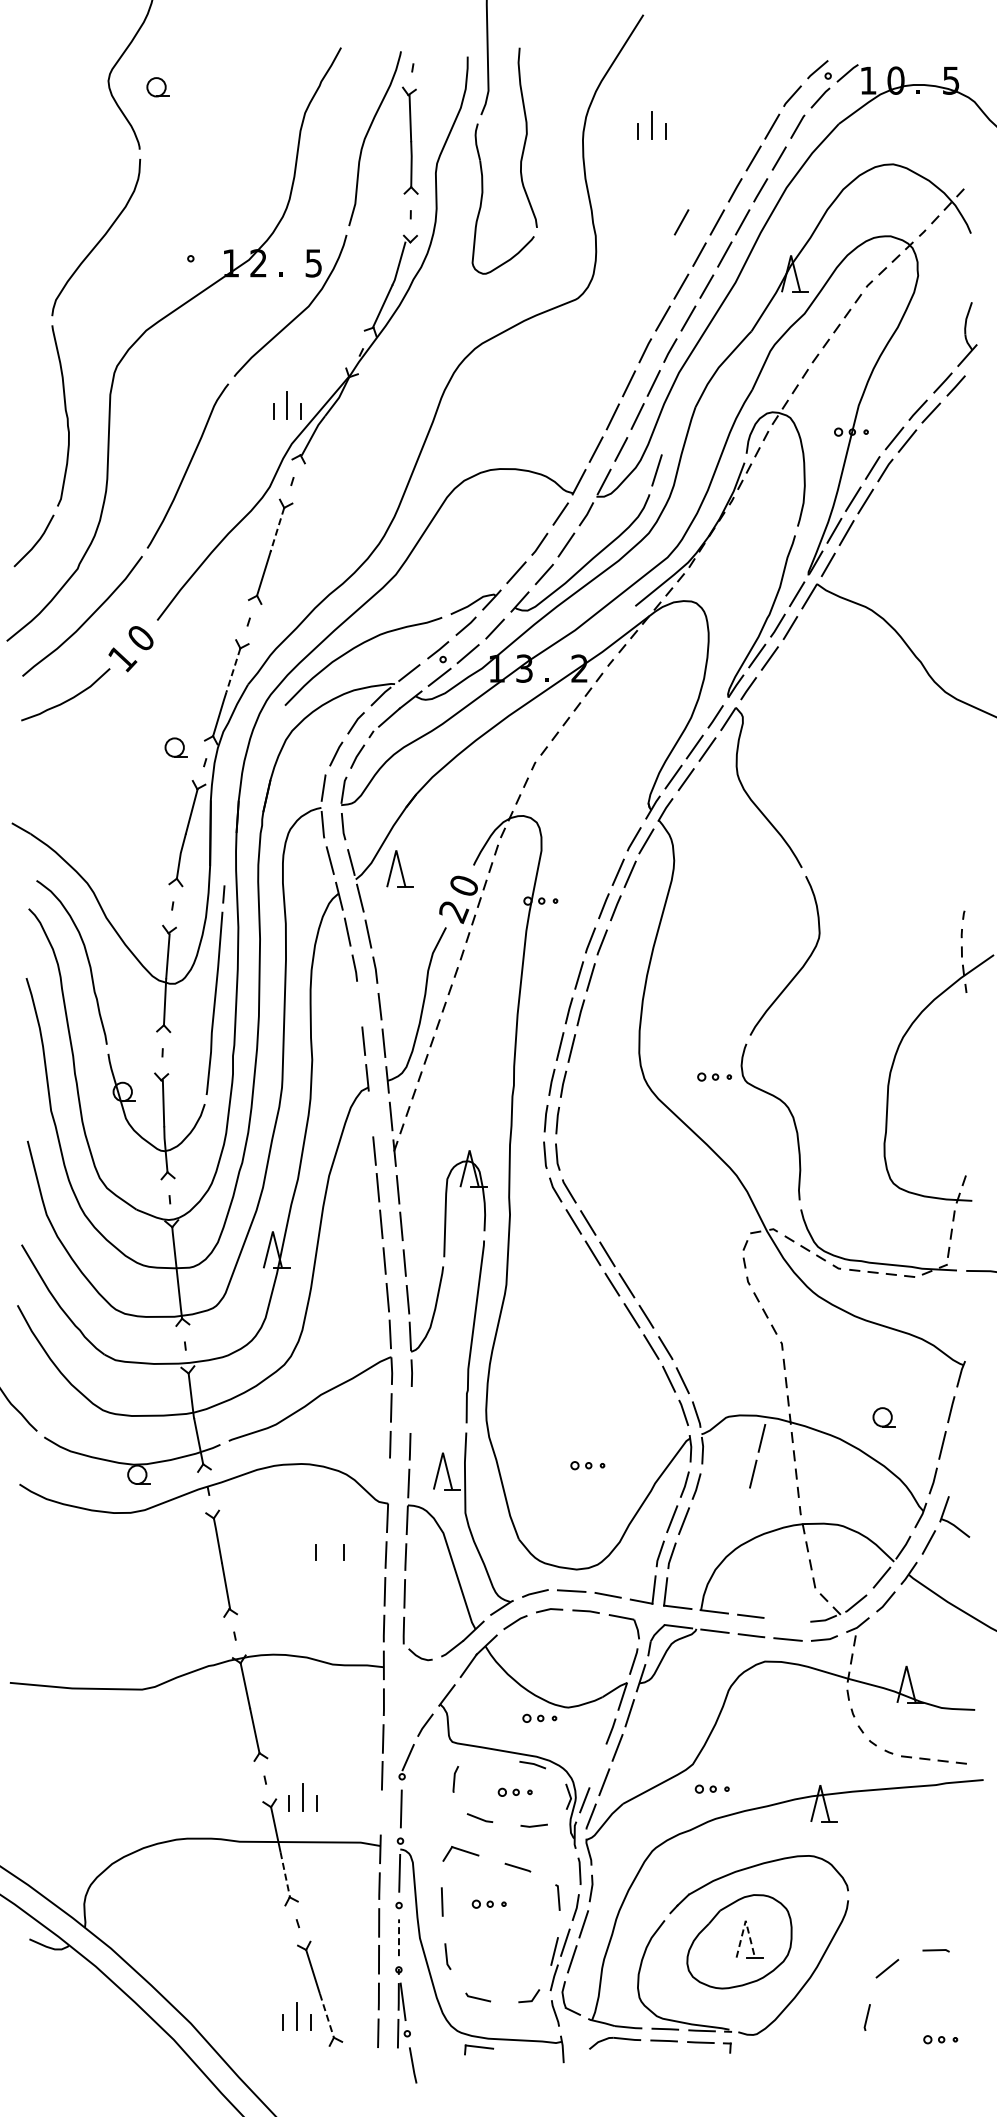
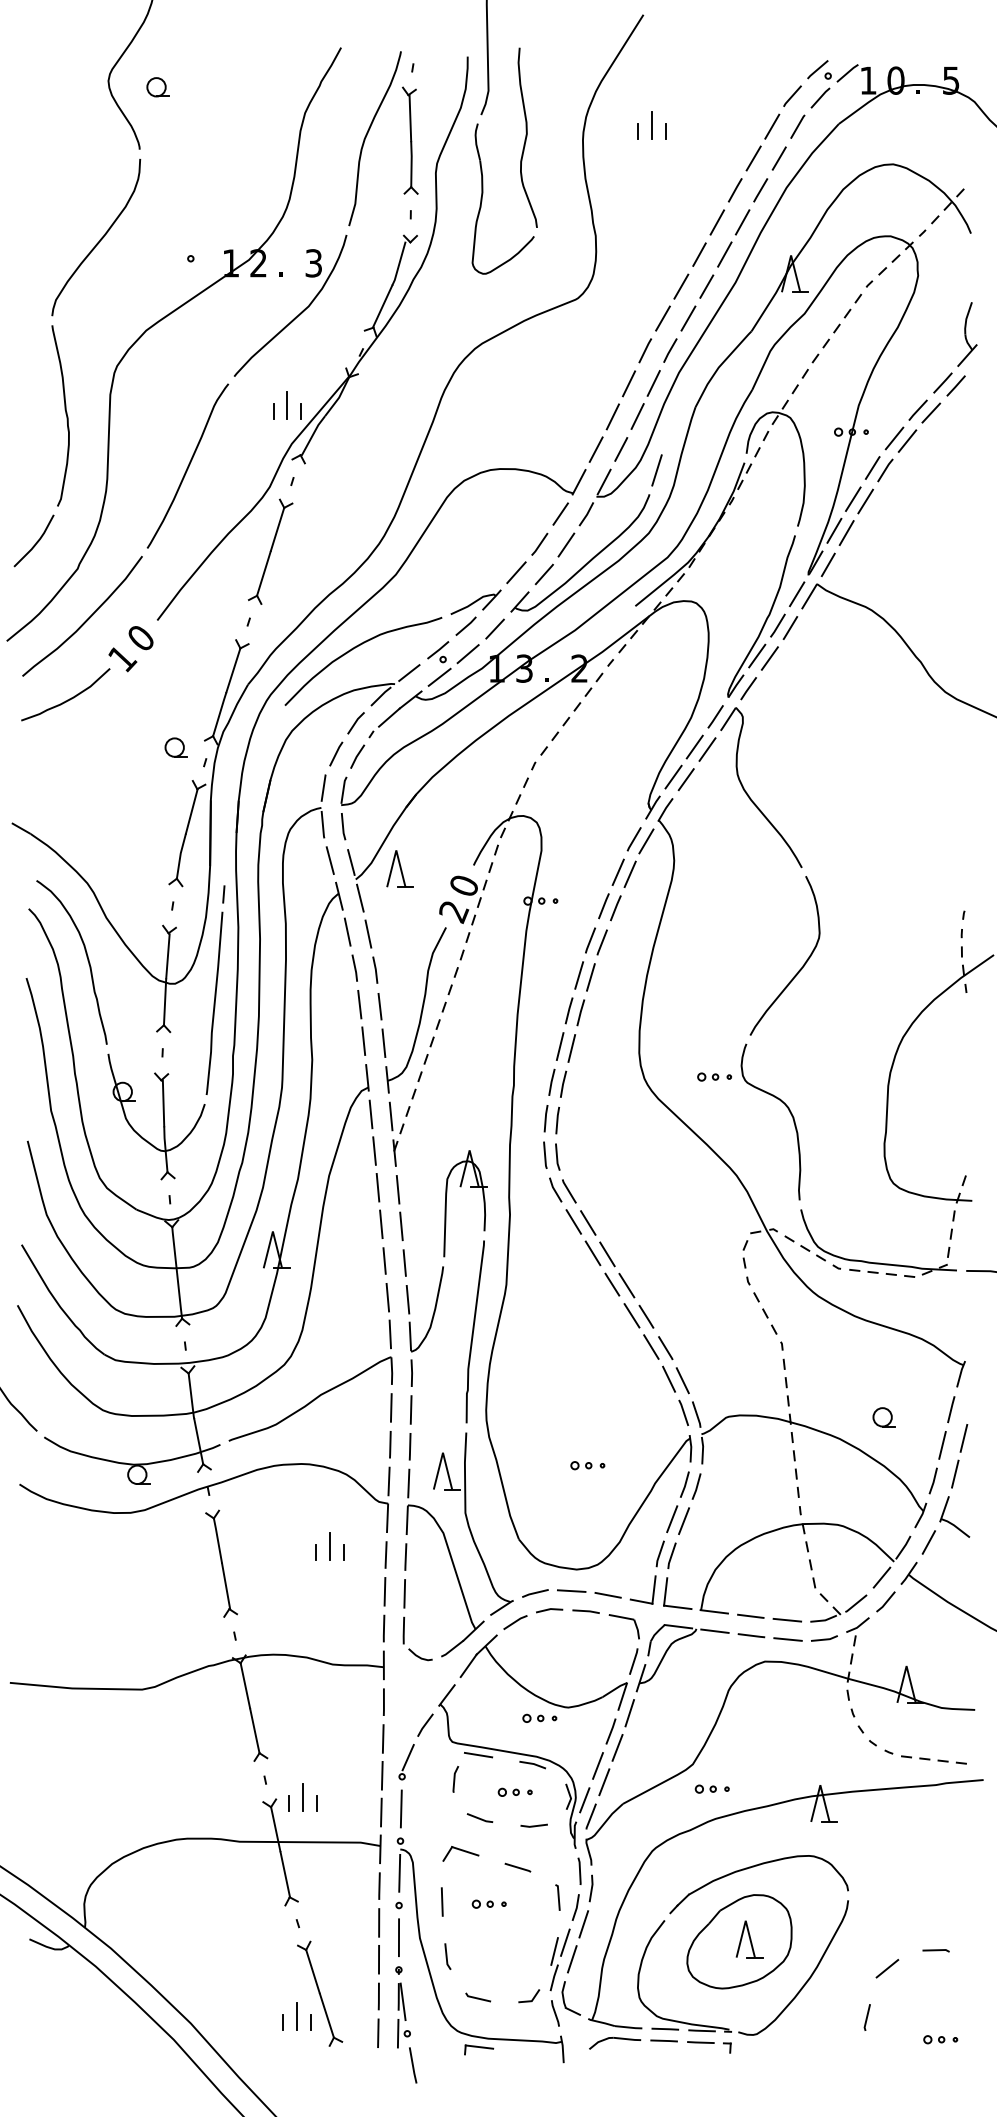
line: present -> none (681, 222)
text: 5 -> 3 (313, 262)
line: dashed -> solid (277, 530)
line: dashed -> solid (233, 670)
line: none -> present (359, 1004)
line: none -> present (370, 1114)
line: none -> present (410, 1409)
line position: (756, 1459) -> (958, 1459) (958, 1459)
line: none -> present (388, 1481)
line: none -> present (329, 1546)
line: none -> present (787, 1619)
line: none -> present (478, 1754)
line: none -> present (597, 1765)
line: none -> present (381, 1812)
line: dashed -> solid (285, 1874)
line: dashed -> solid (745, 1920)
line: dashed -> solid (399, 1937)
line: dashed -> solid (326, 2015)
